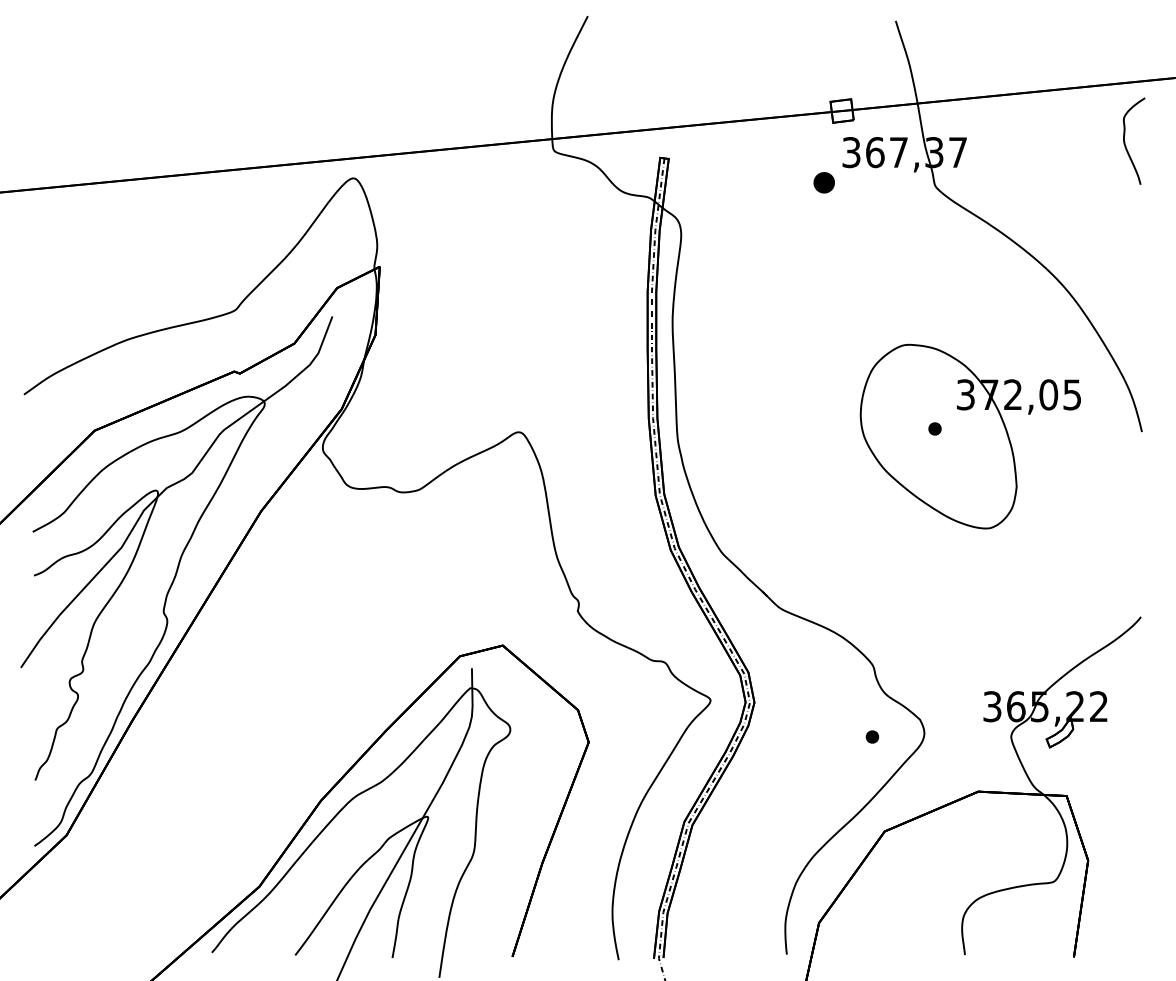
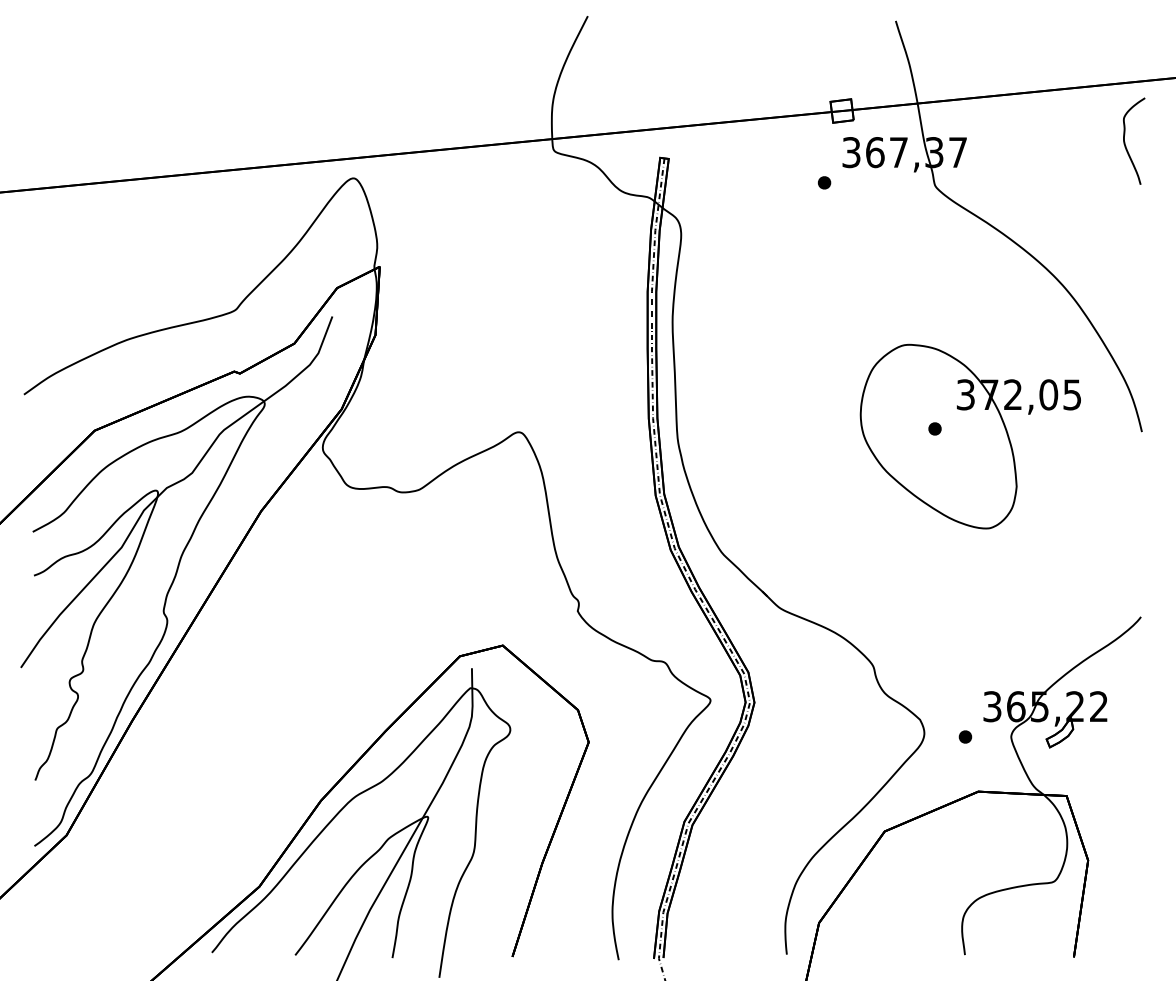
part size: 22x22 px -> 14x14 px (824, 182)
part position: (872, 736) -> (965, 736) (965, 736)
